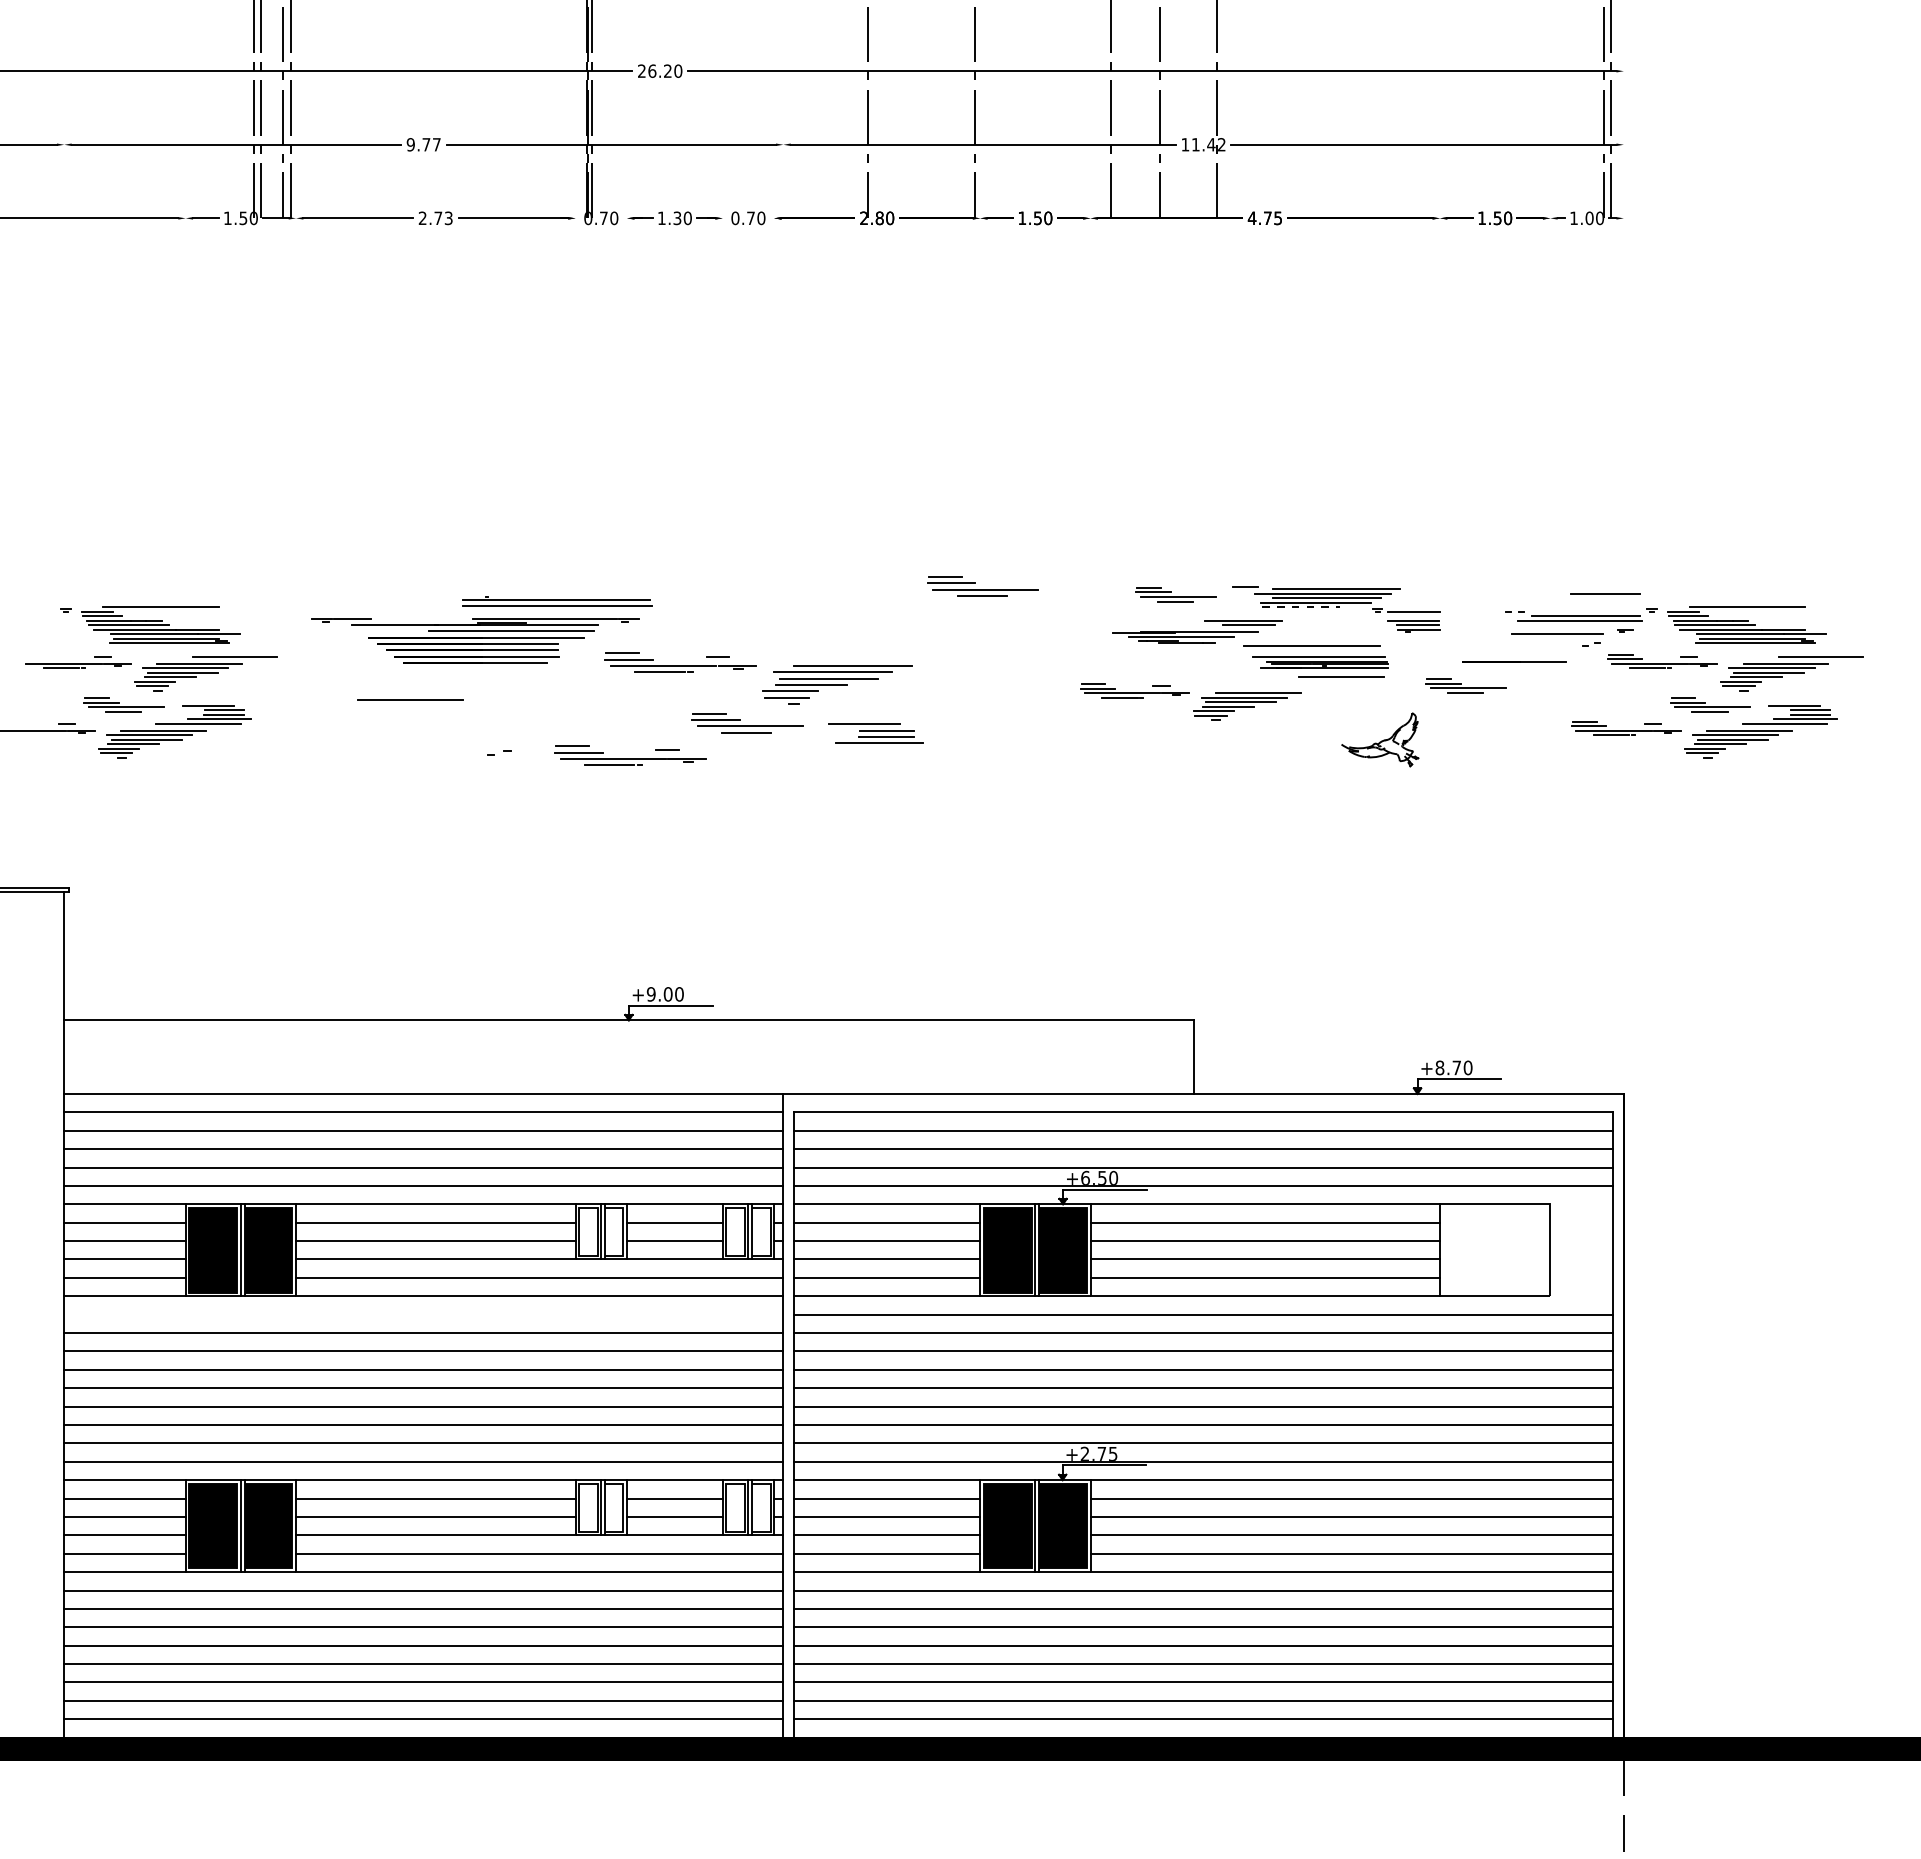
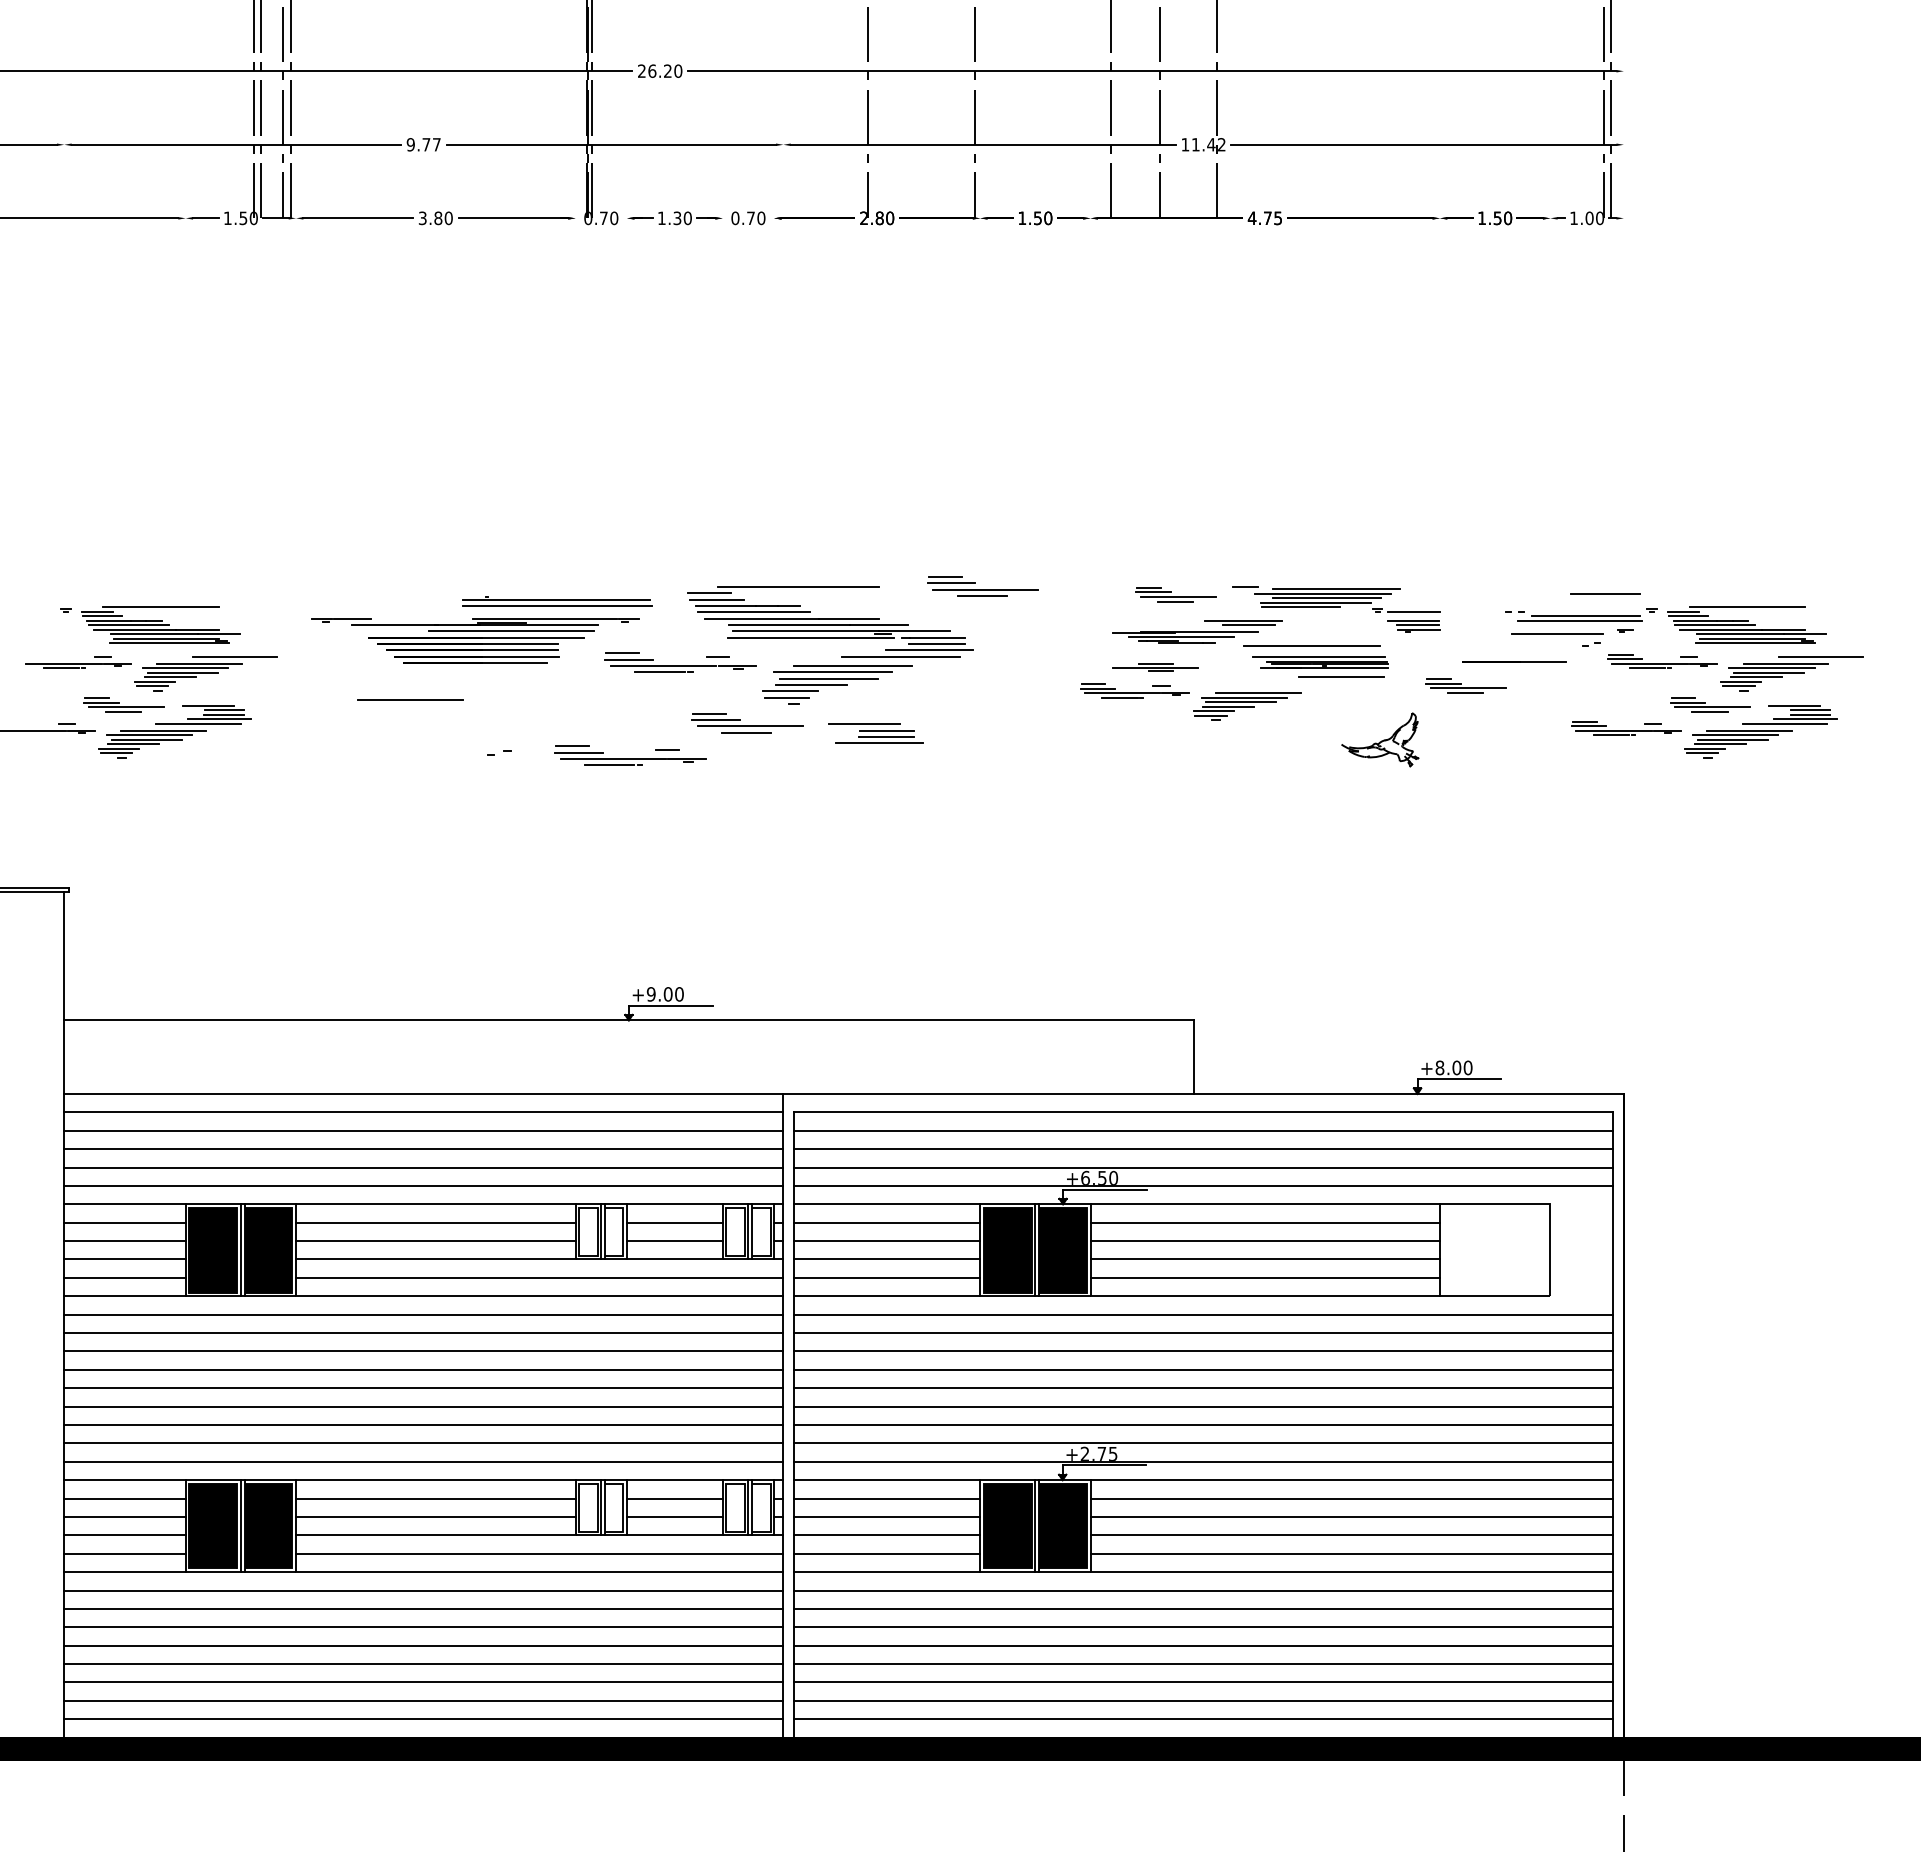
text: 2.73 -> 3.80 (435, 218)
line: dashed -> solid (1301, 607)
part: none -> present (830, 621)
part: none -> present (1155, 667)
text: +8.70 -> +8.00 (1456, 1067)
line: none -> present (423, 1314)
